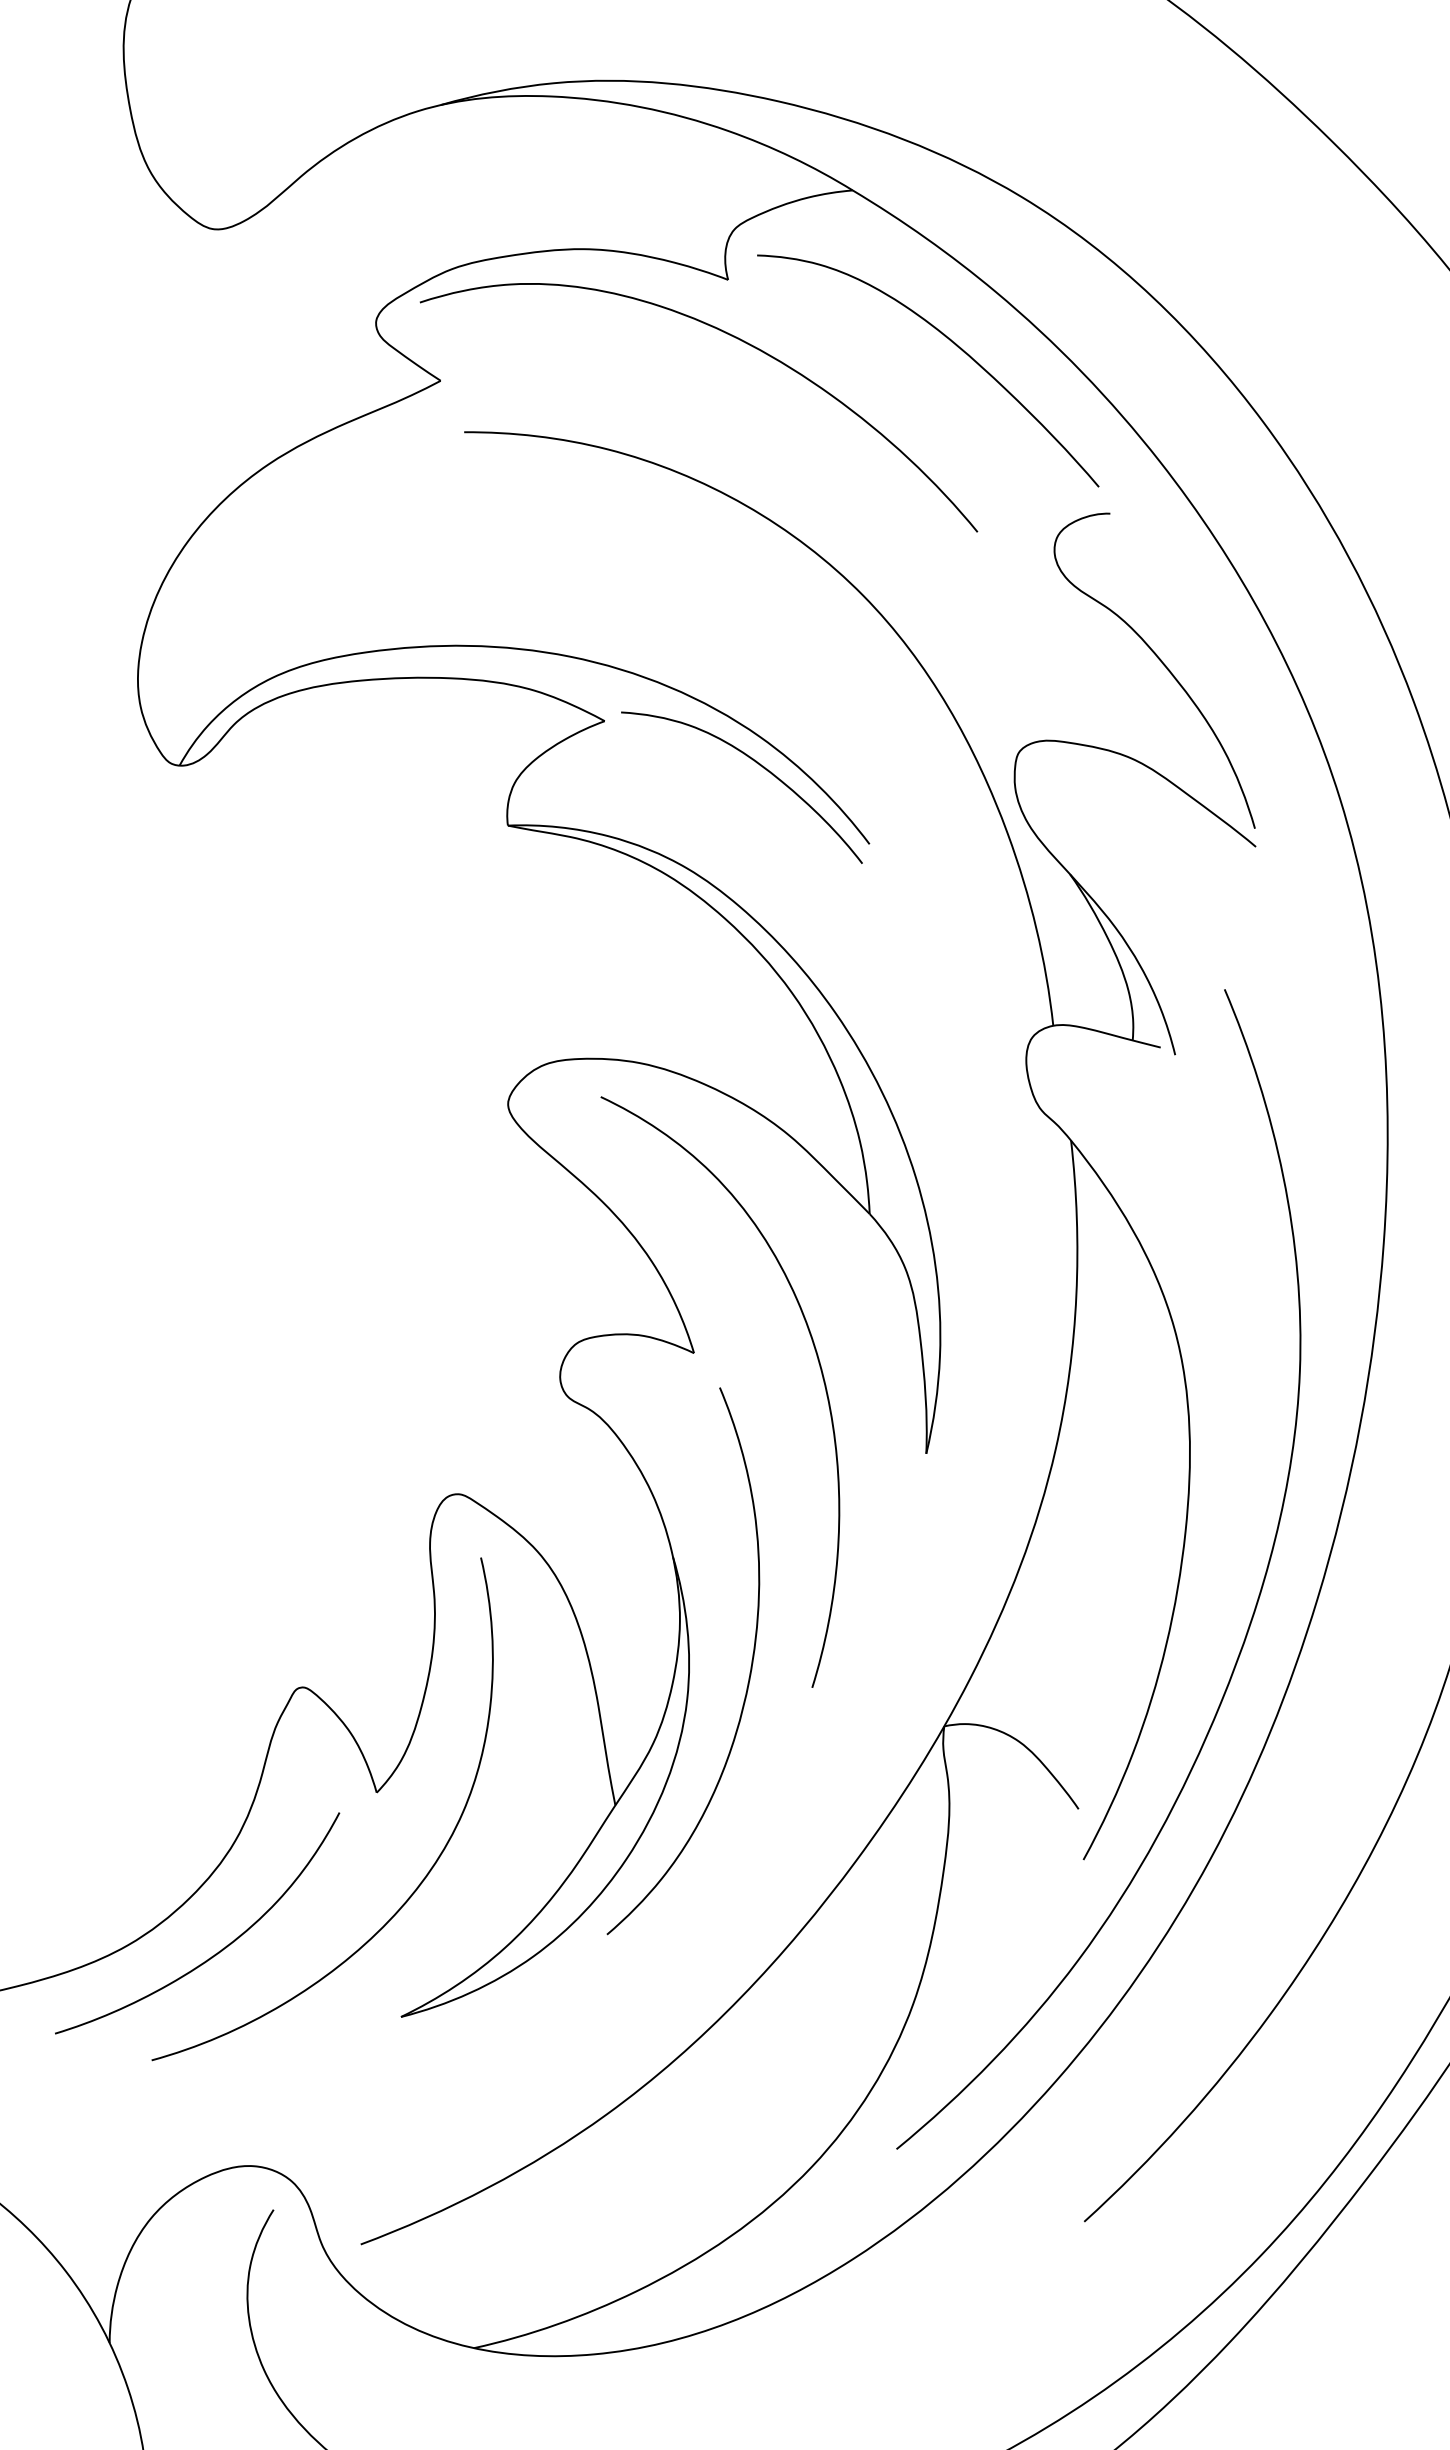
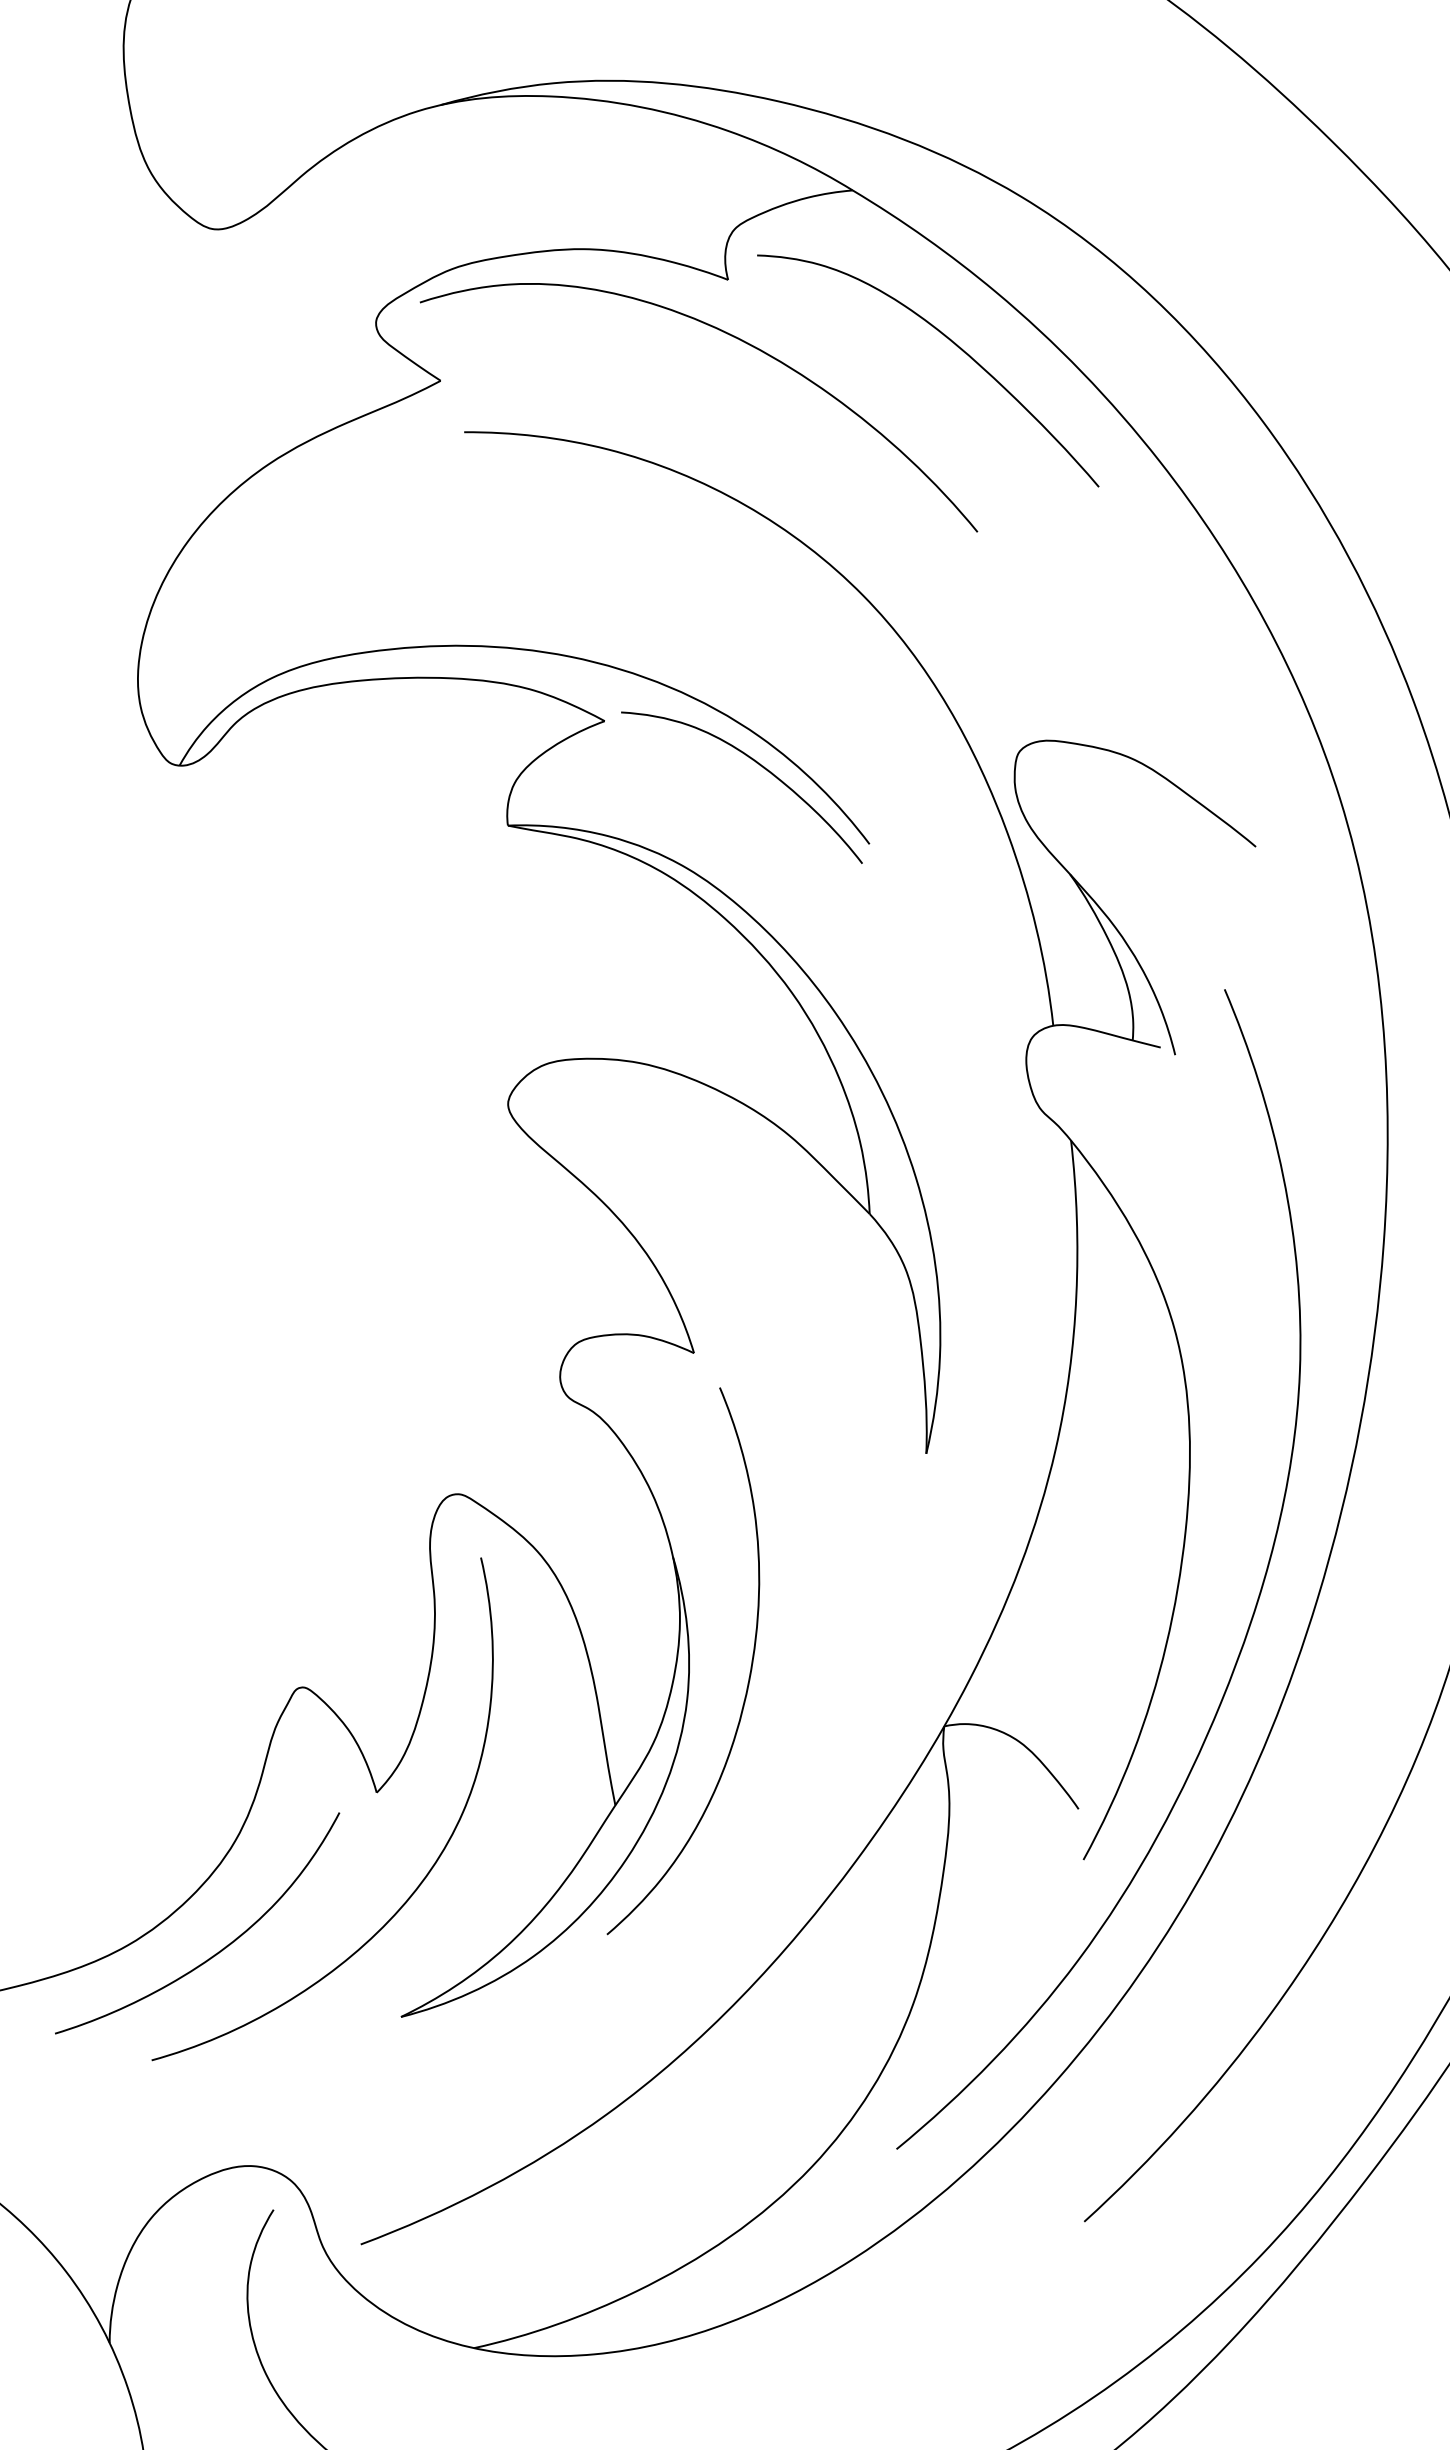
curve: present -> none (1162, 664)
curve: present -> none (817, 1360)
